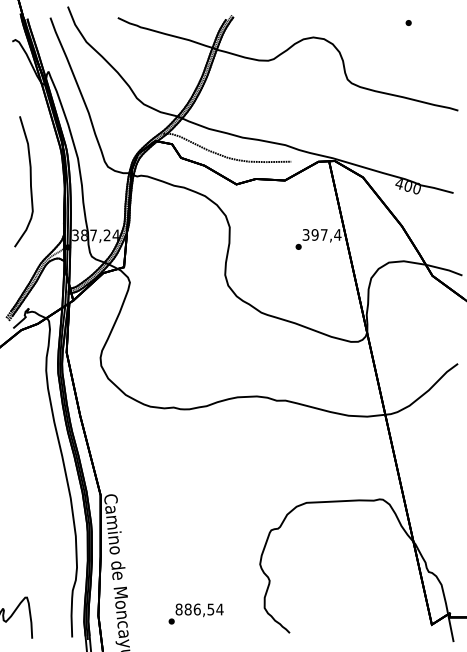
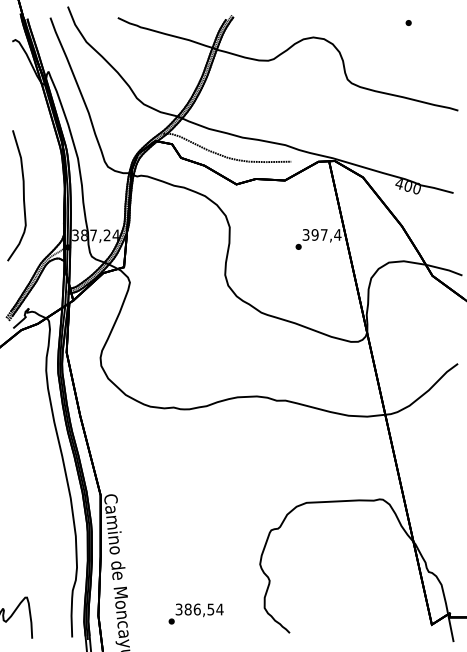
curve position: (30, 181) -> (23, 195) (23, 195)
text: 886,54 -> 386,54 (178, 609)
